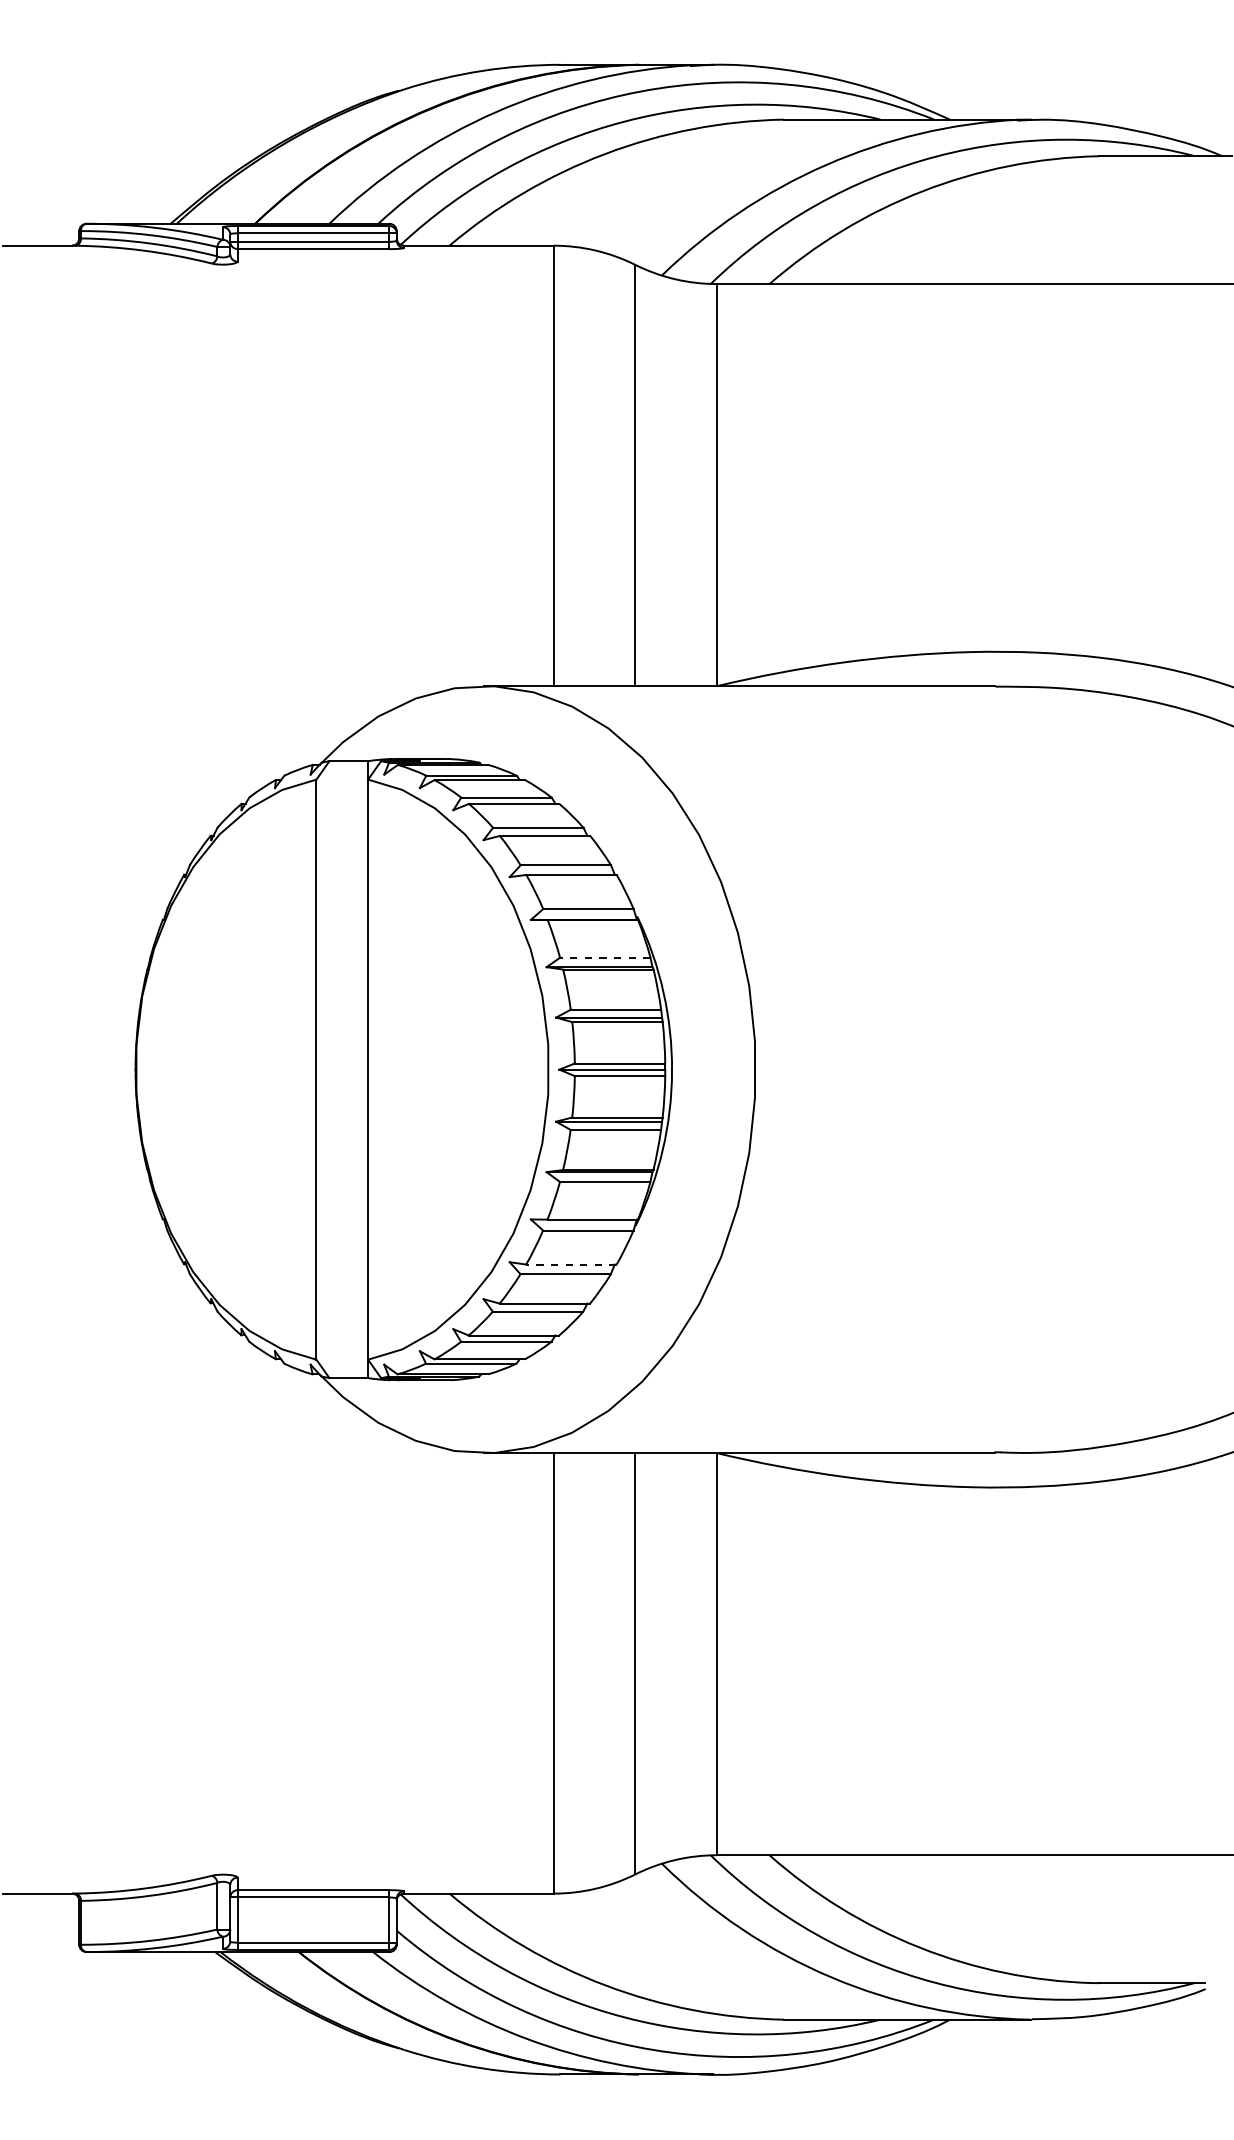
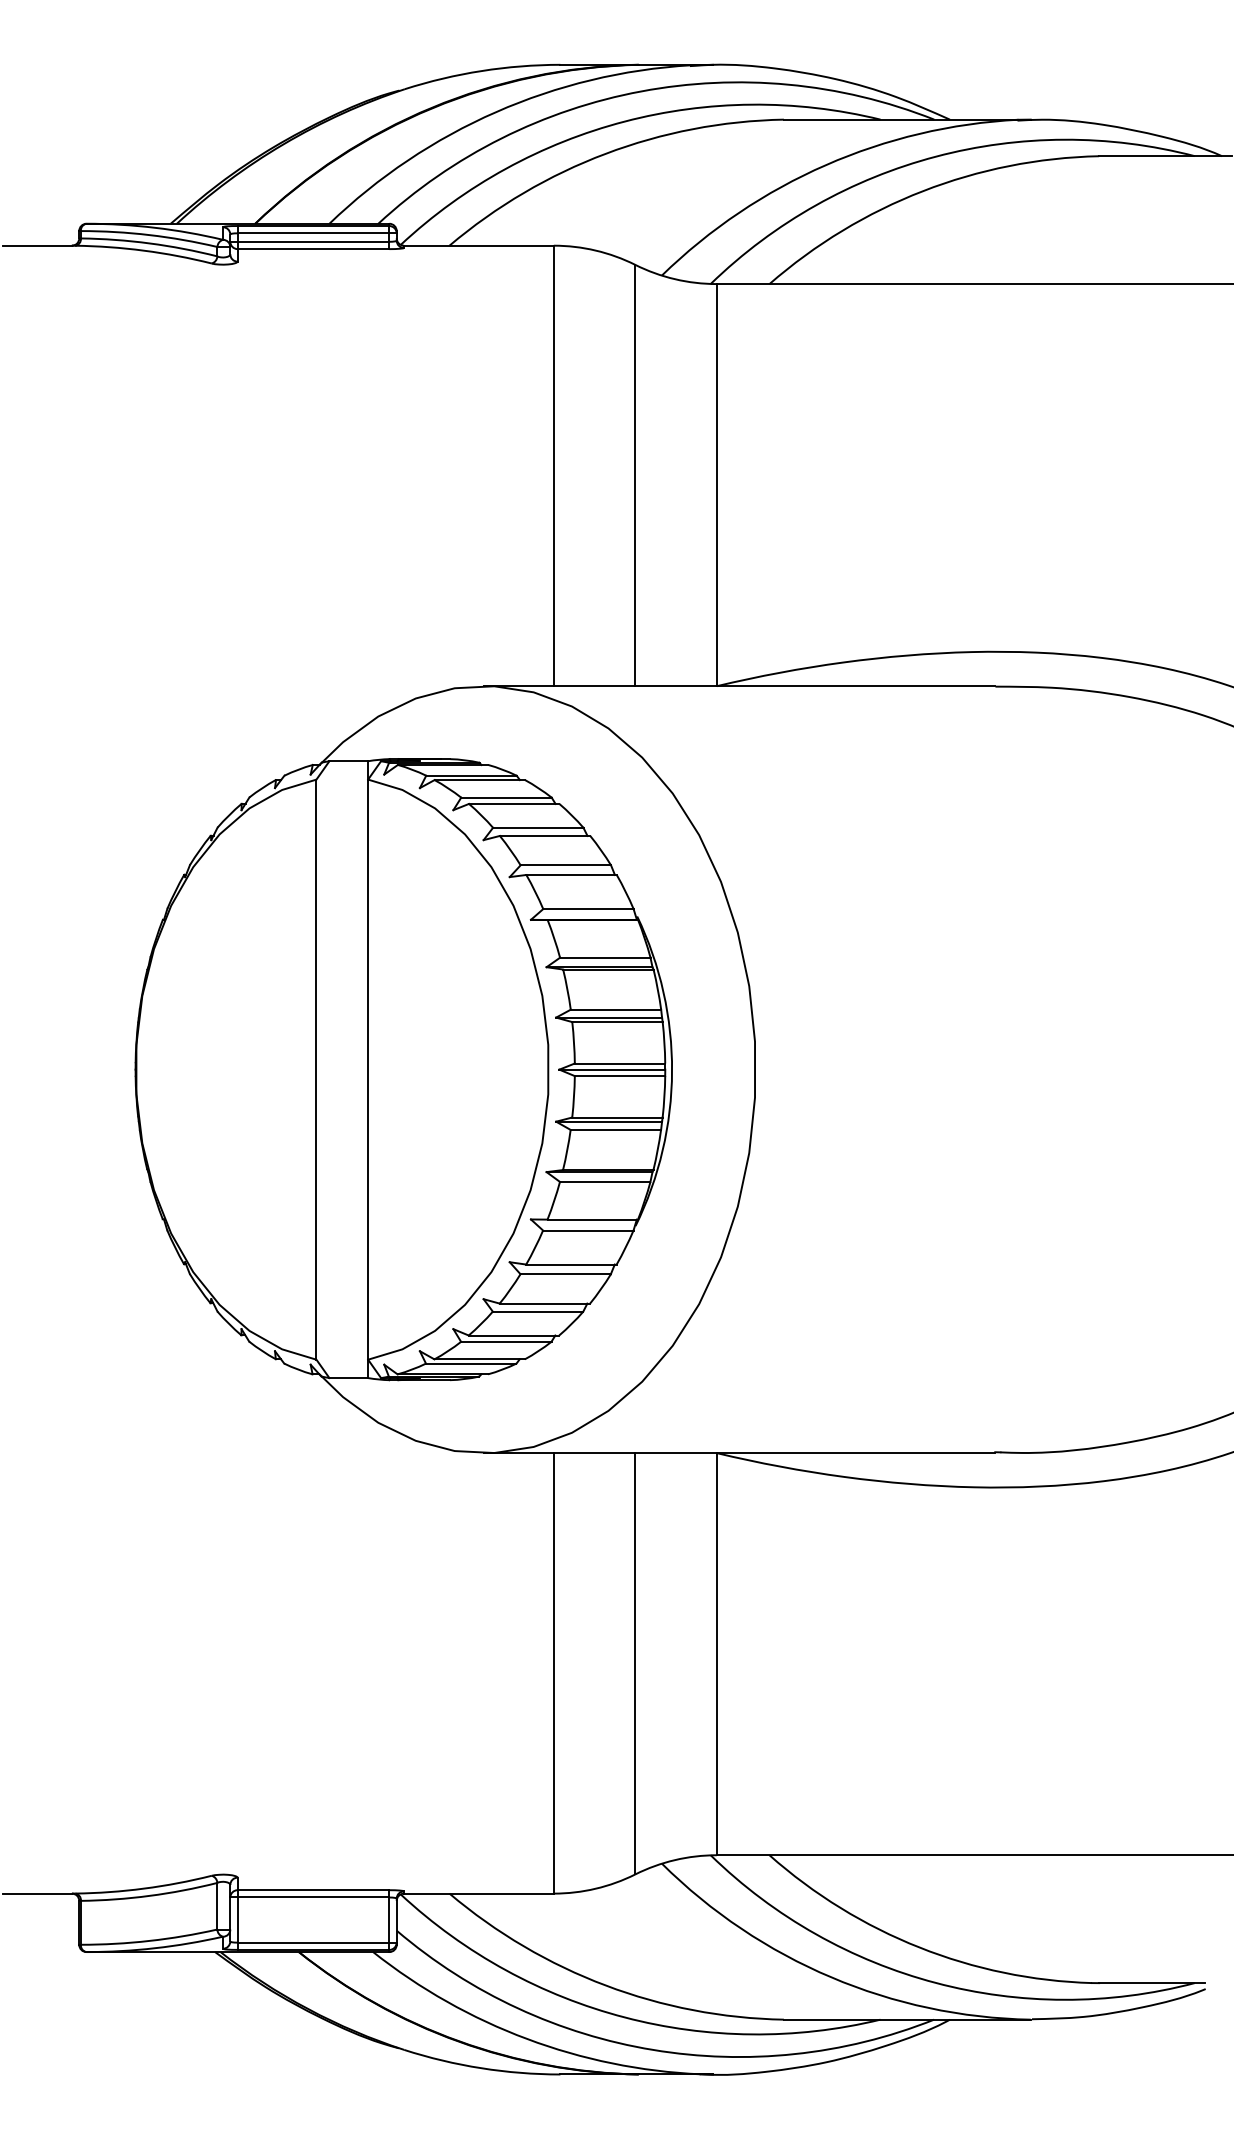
line: dashed -> solid (604, 957)
line: dashed -> solid (570, 1264)
